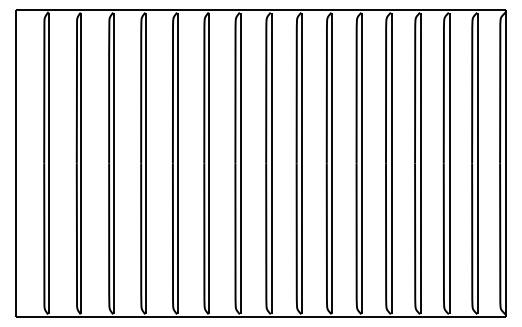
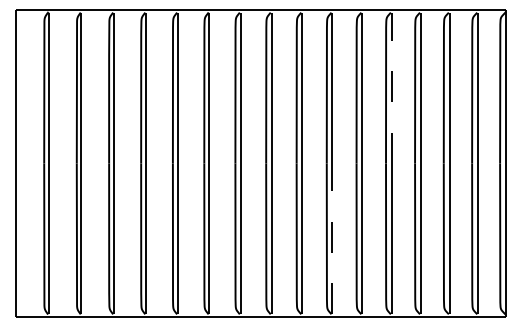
line: solid -> dashed (391, 87)
line: solid -> dashed (332, 238)
